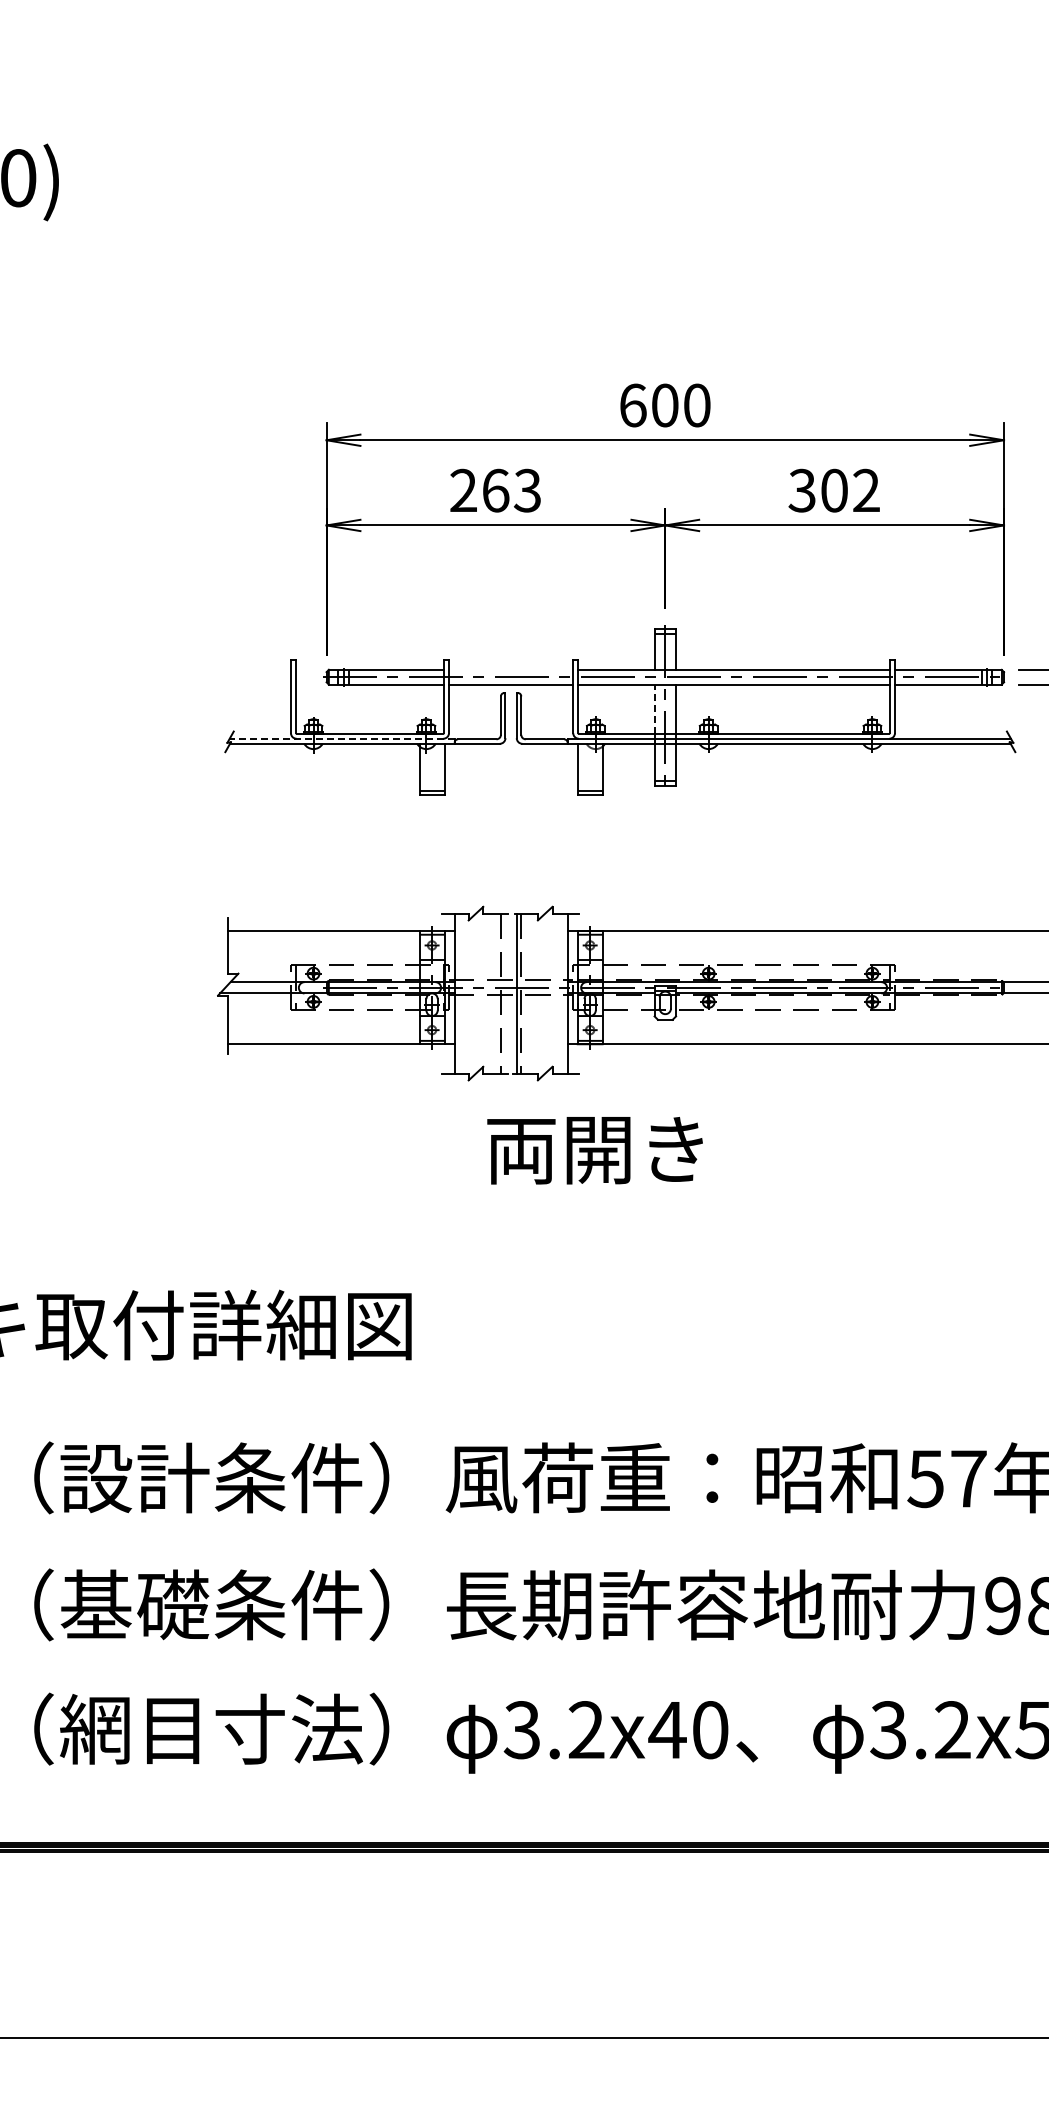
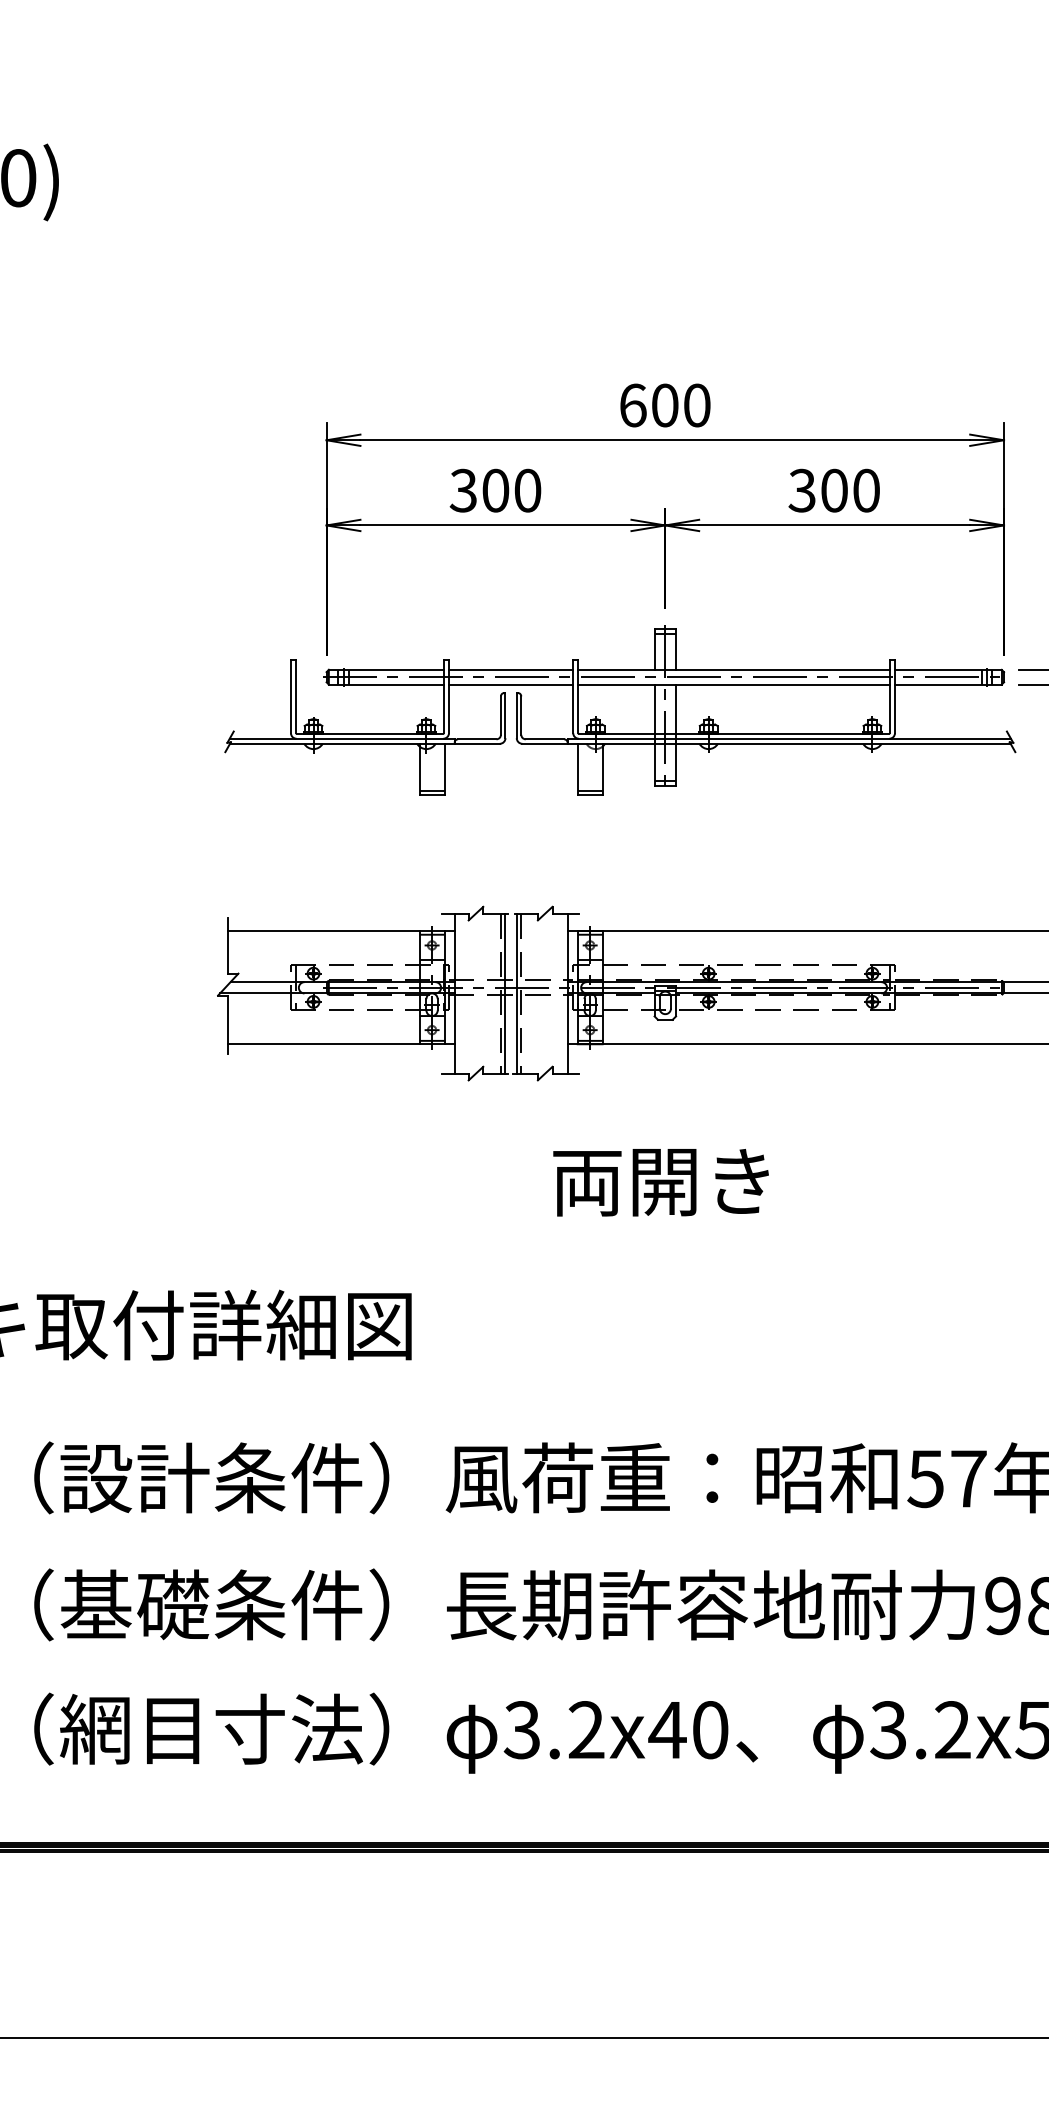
text: 263 -> 300 (495, 490)
text: 302 -> 300 (866, 490)
line: none -> present (511, 669)
line: dashed -> solid (654, 709)
line: dashed -> solid (341, 738)
line: none -> present (505, 993)
text position: (594, 1150) -> (660, 1182) (660, 1182)
